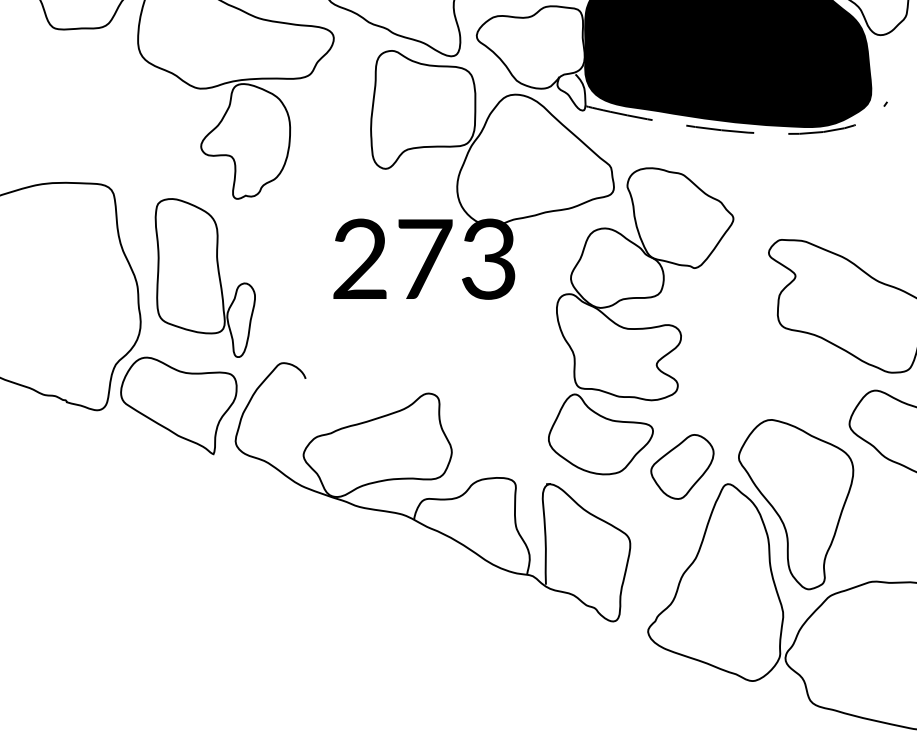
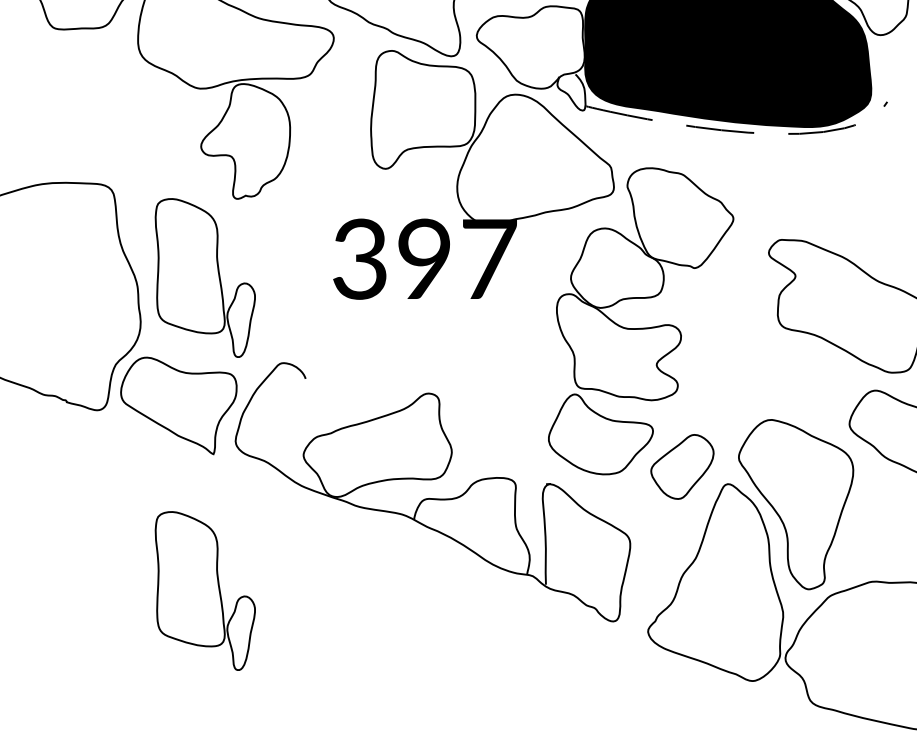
text: 273 -> 397 (424, 258)
part: none -> present (204, 590)
